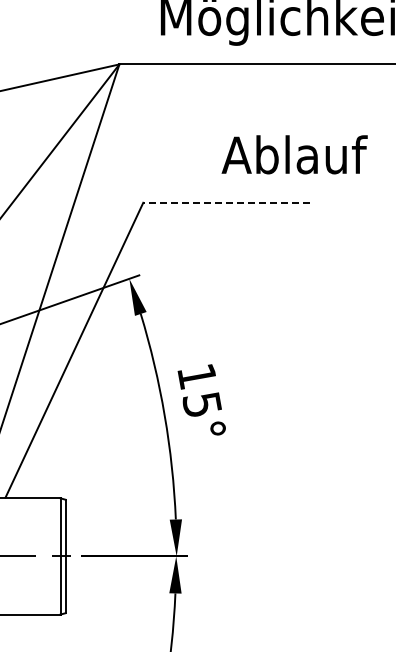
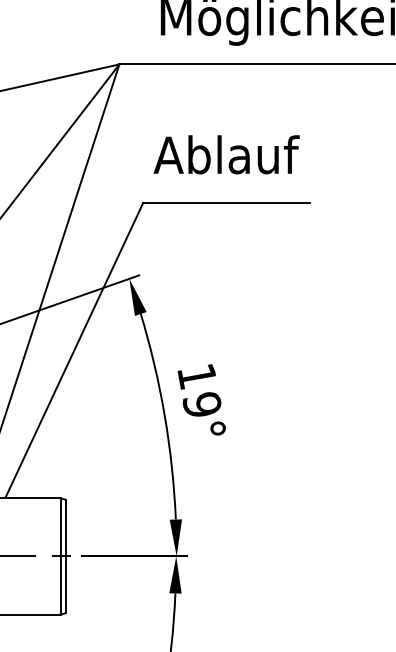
text position: (294, 154) -> (226, 154) (226, 154)
line: dashed -> solid (225, 202)
text: 15° -> 19° (201, 404)
